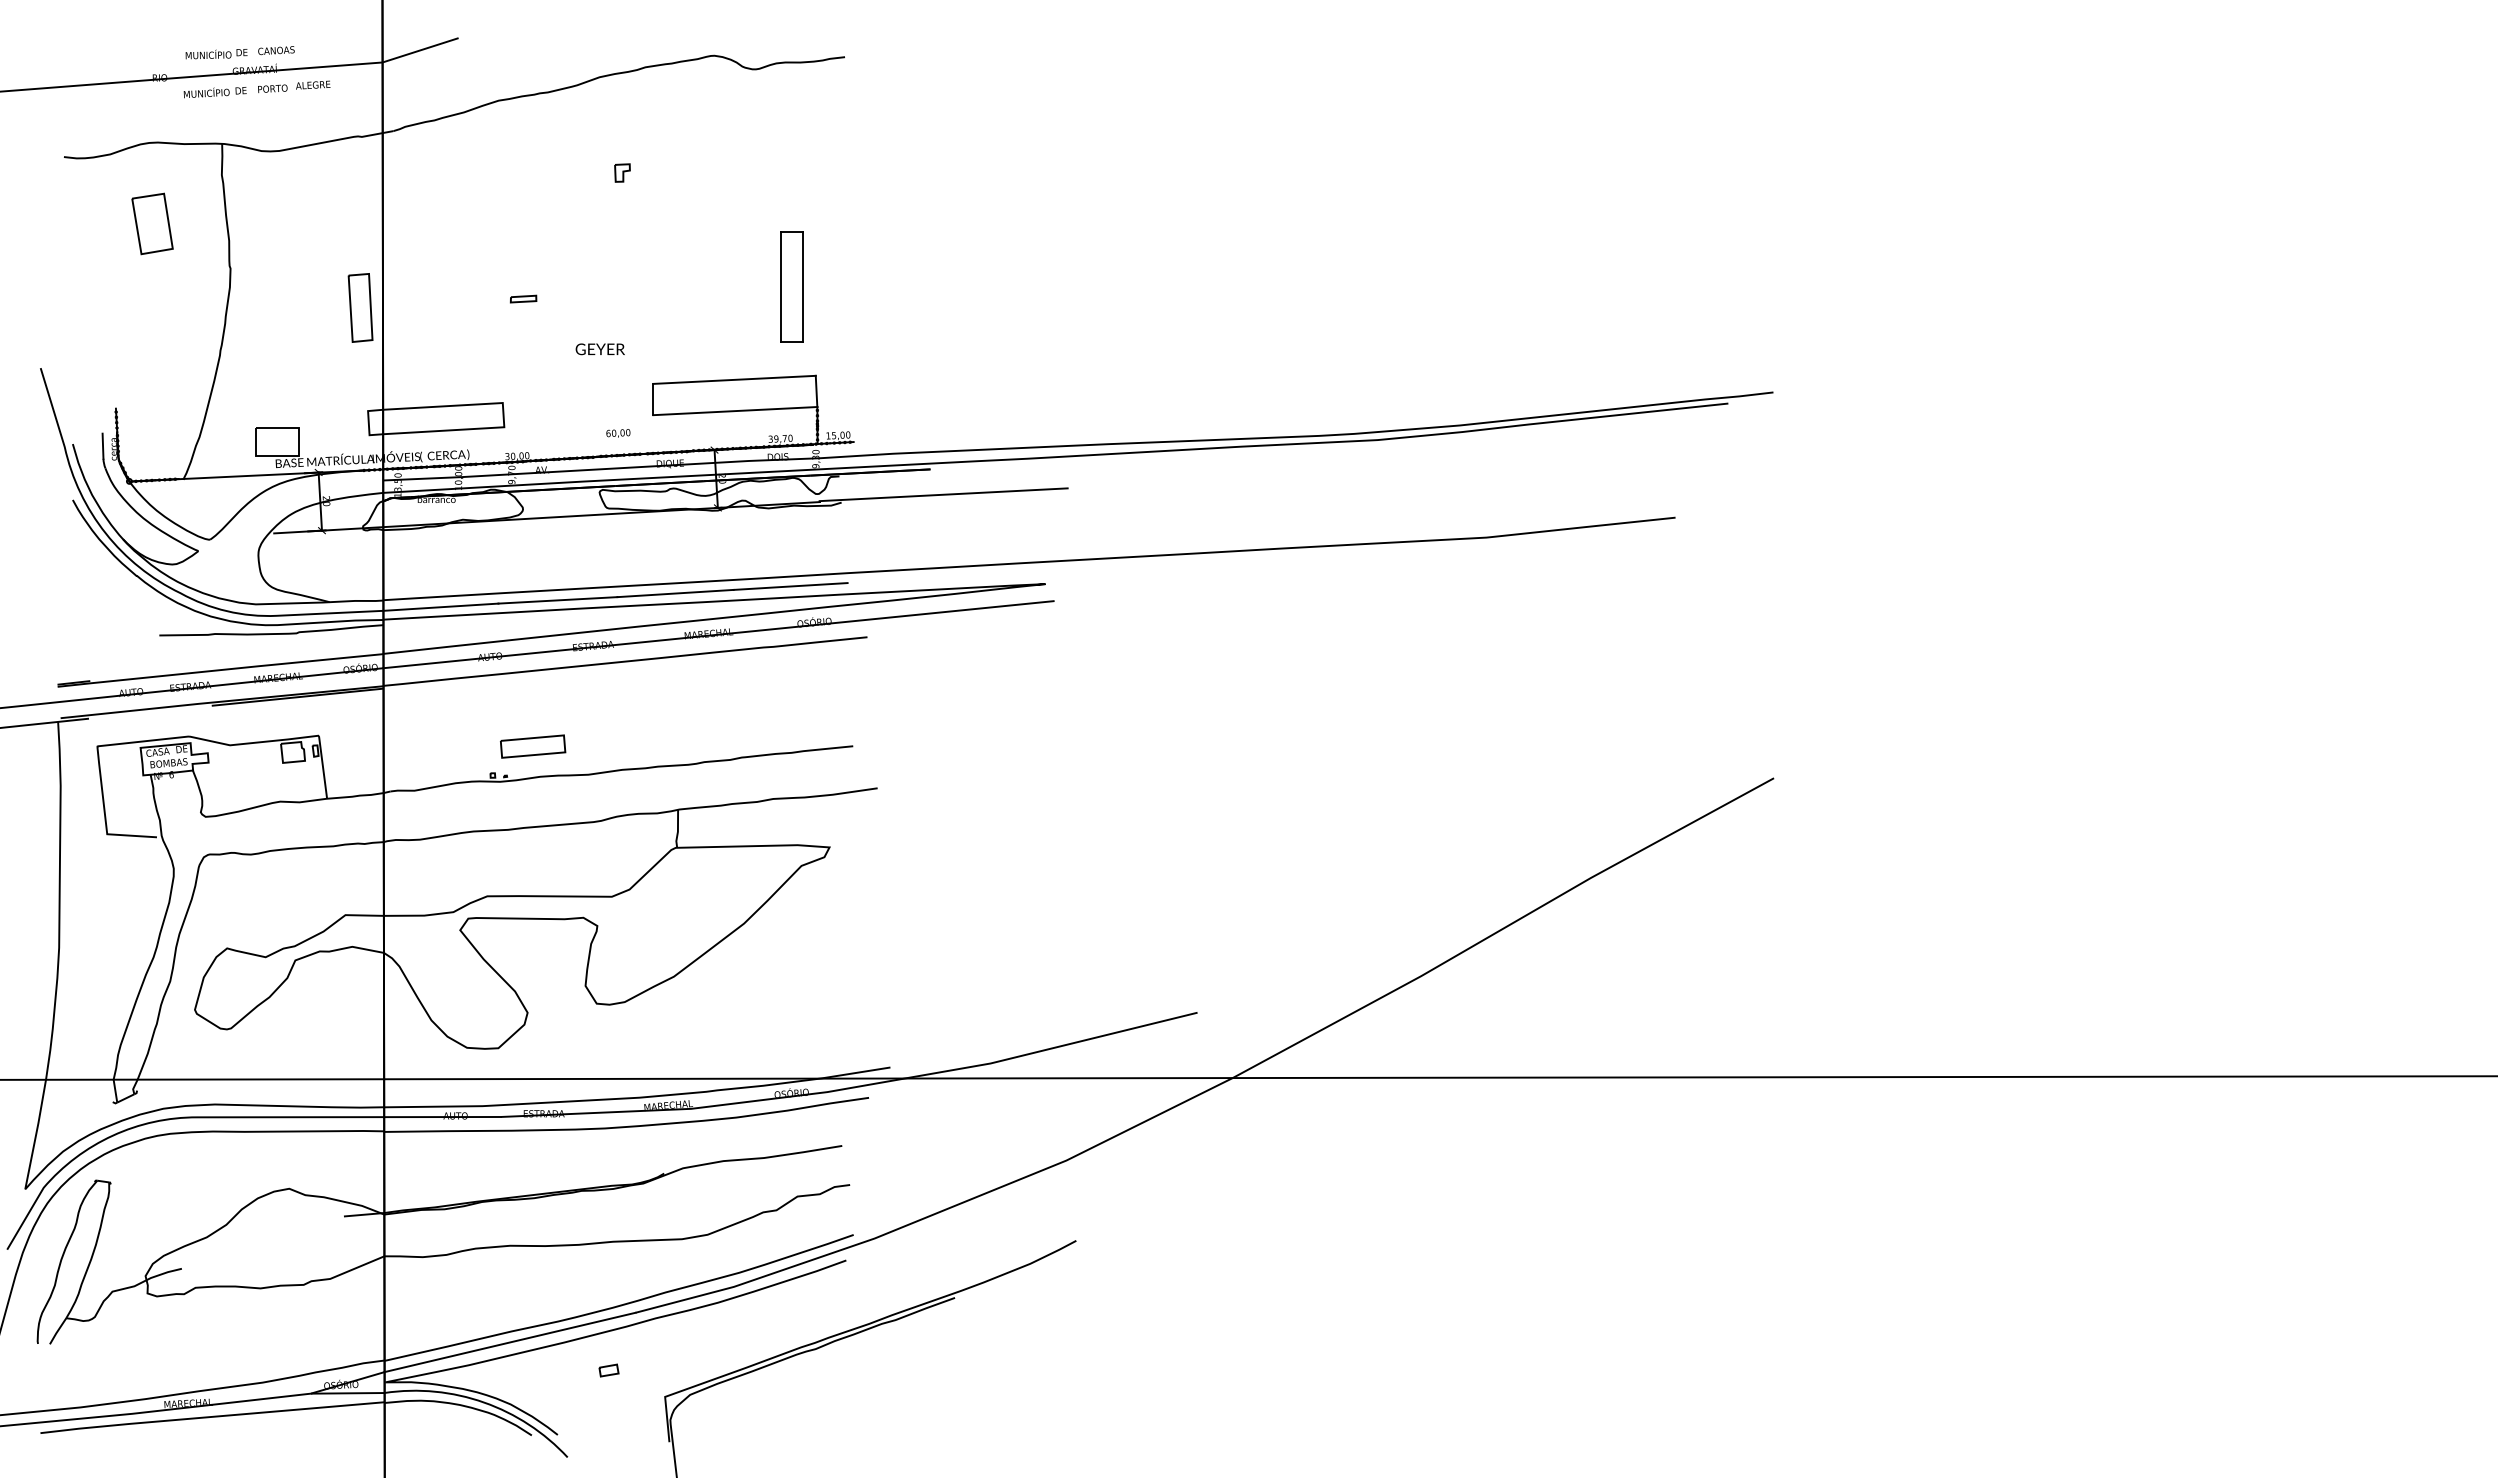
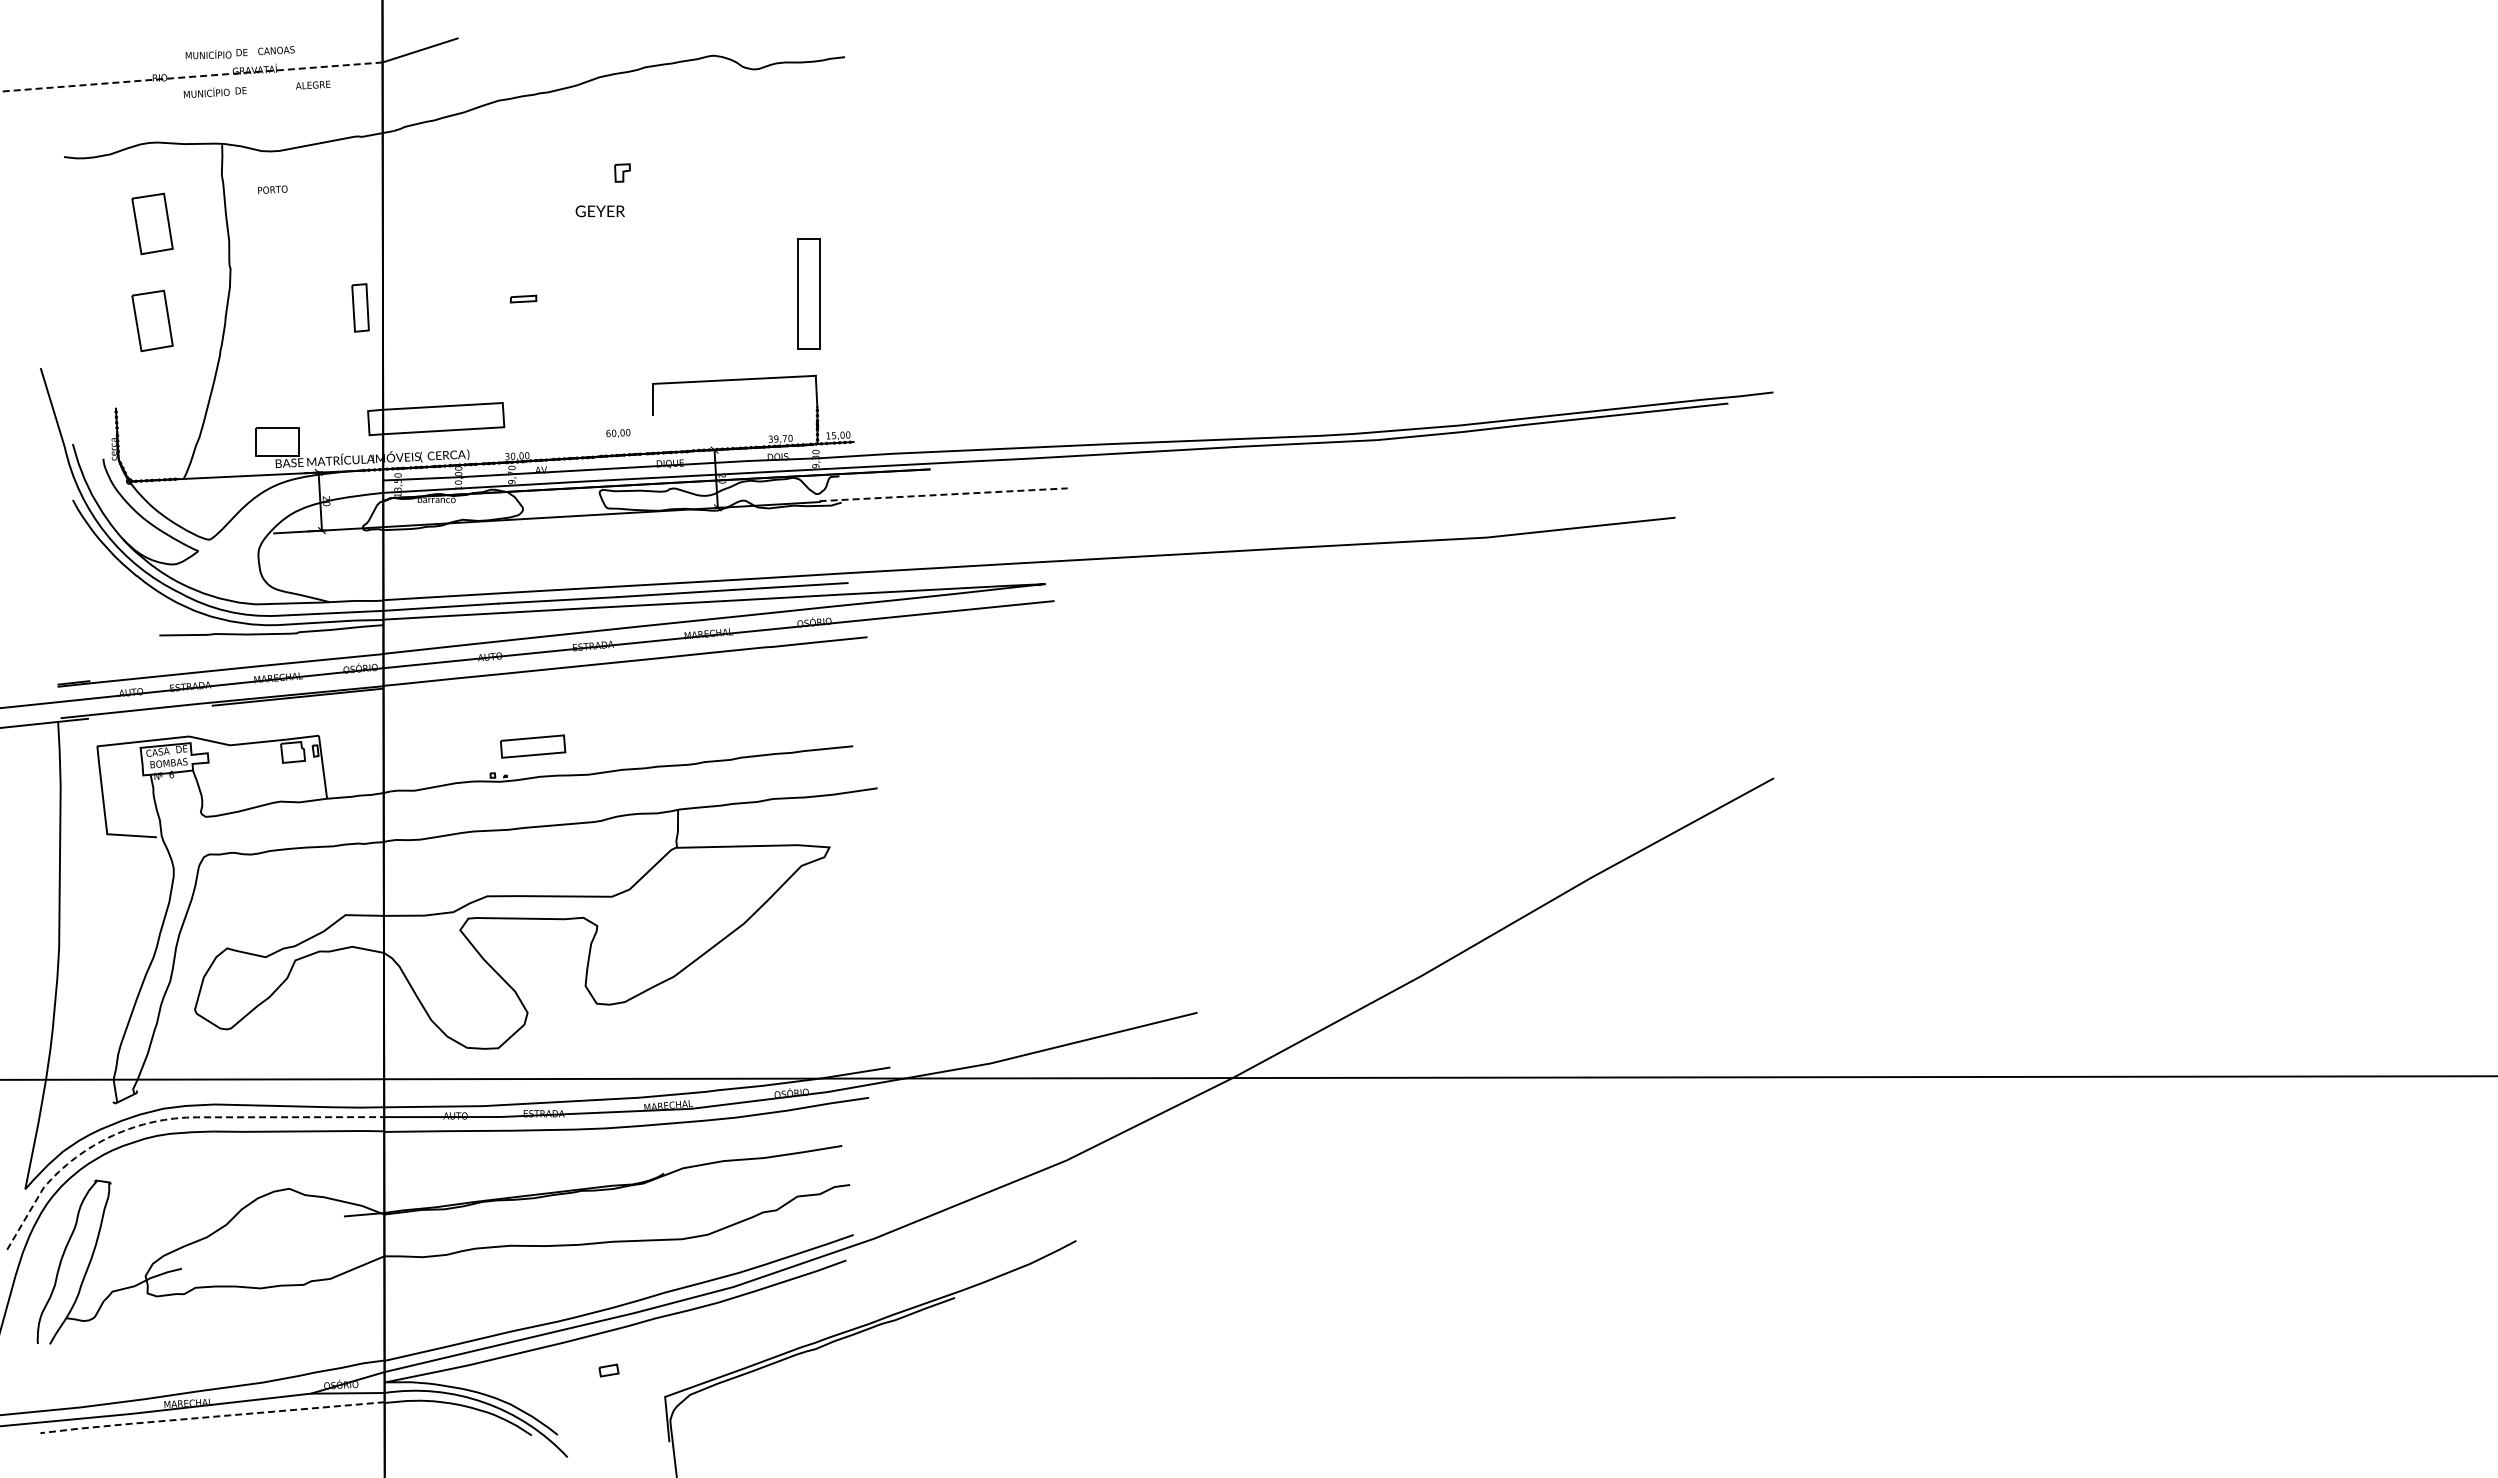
line: solid -> dashed (190, 76)
text position: (272, 88) -> (272, 189) (272, 189)
part position: (791, 286) -> (808, 293) (808, 293)
part size: 27x70 px -> 19x50 px (360, 307)
part: none -> present (152, 320)
text position: (599, 349) -> (599, 211) (599, 211)
line: present -> none (735, 411)
line: present -> none (102, 445)
line: solid -> dashed (944, 494)
line: solid -> dashed (162, 1120)
line: solid -> dashed (210, 1417)
